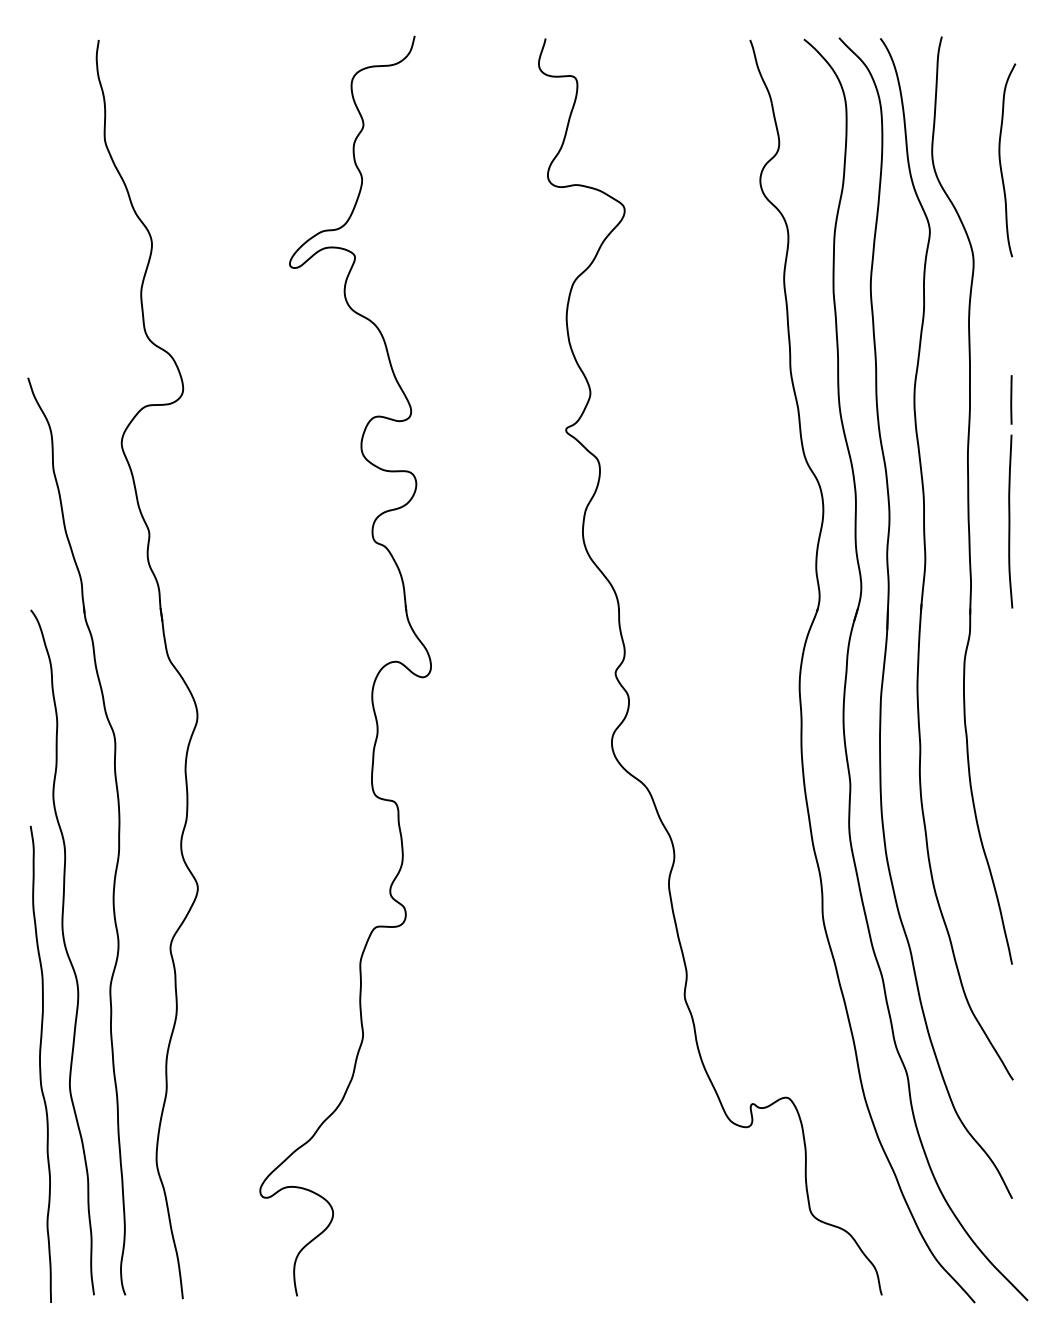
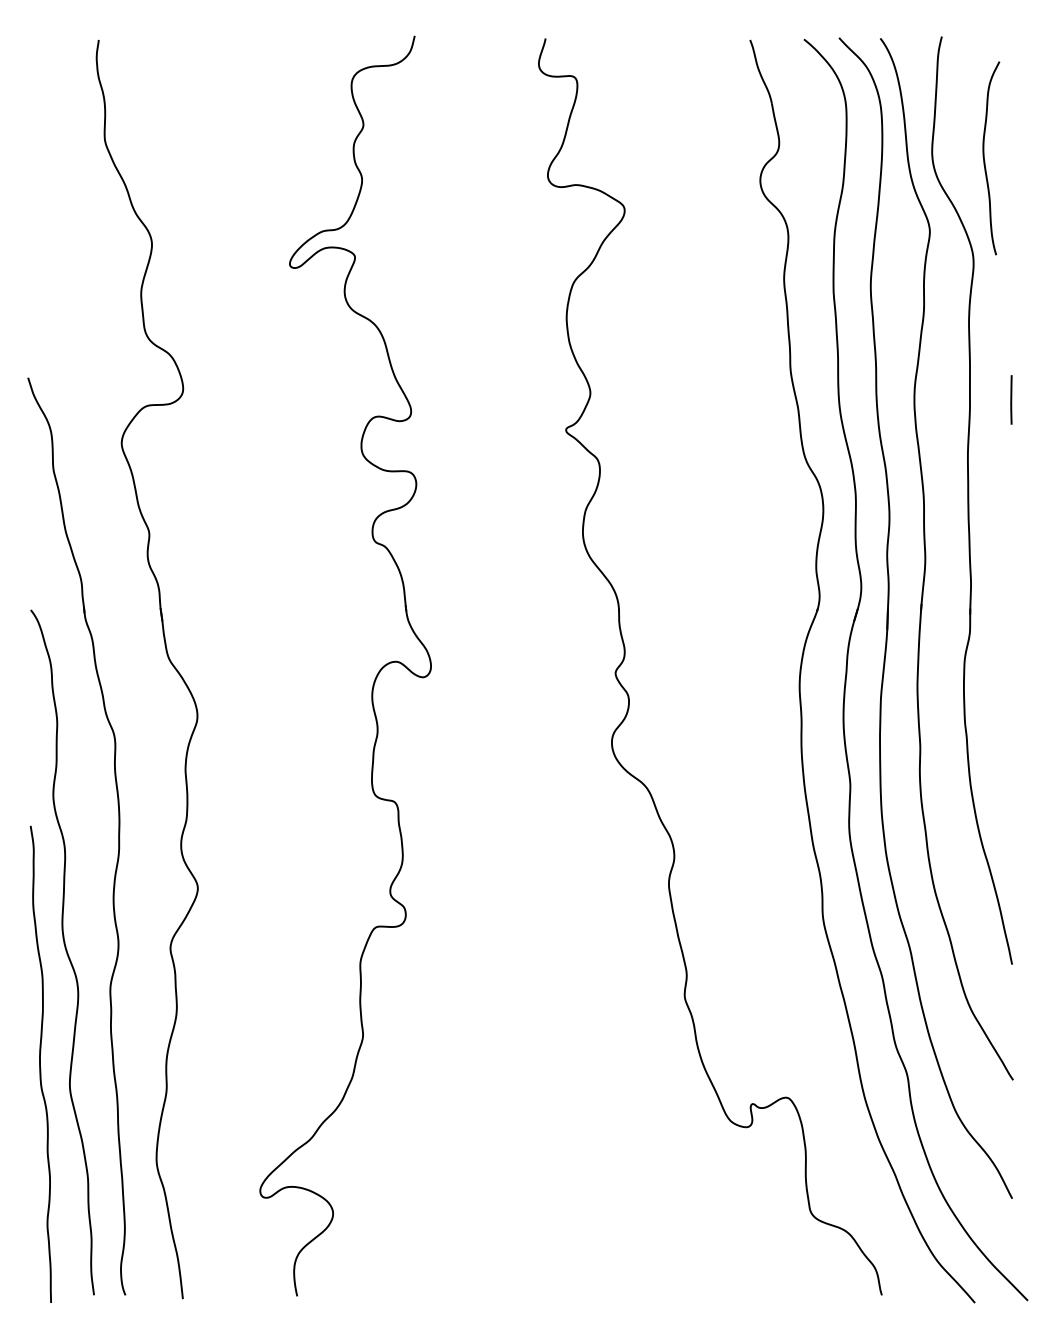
curve position: (1001, 163) -> (985, 161) (985, 161)
curve: present -> none (1010, 521)
